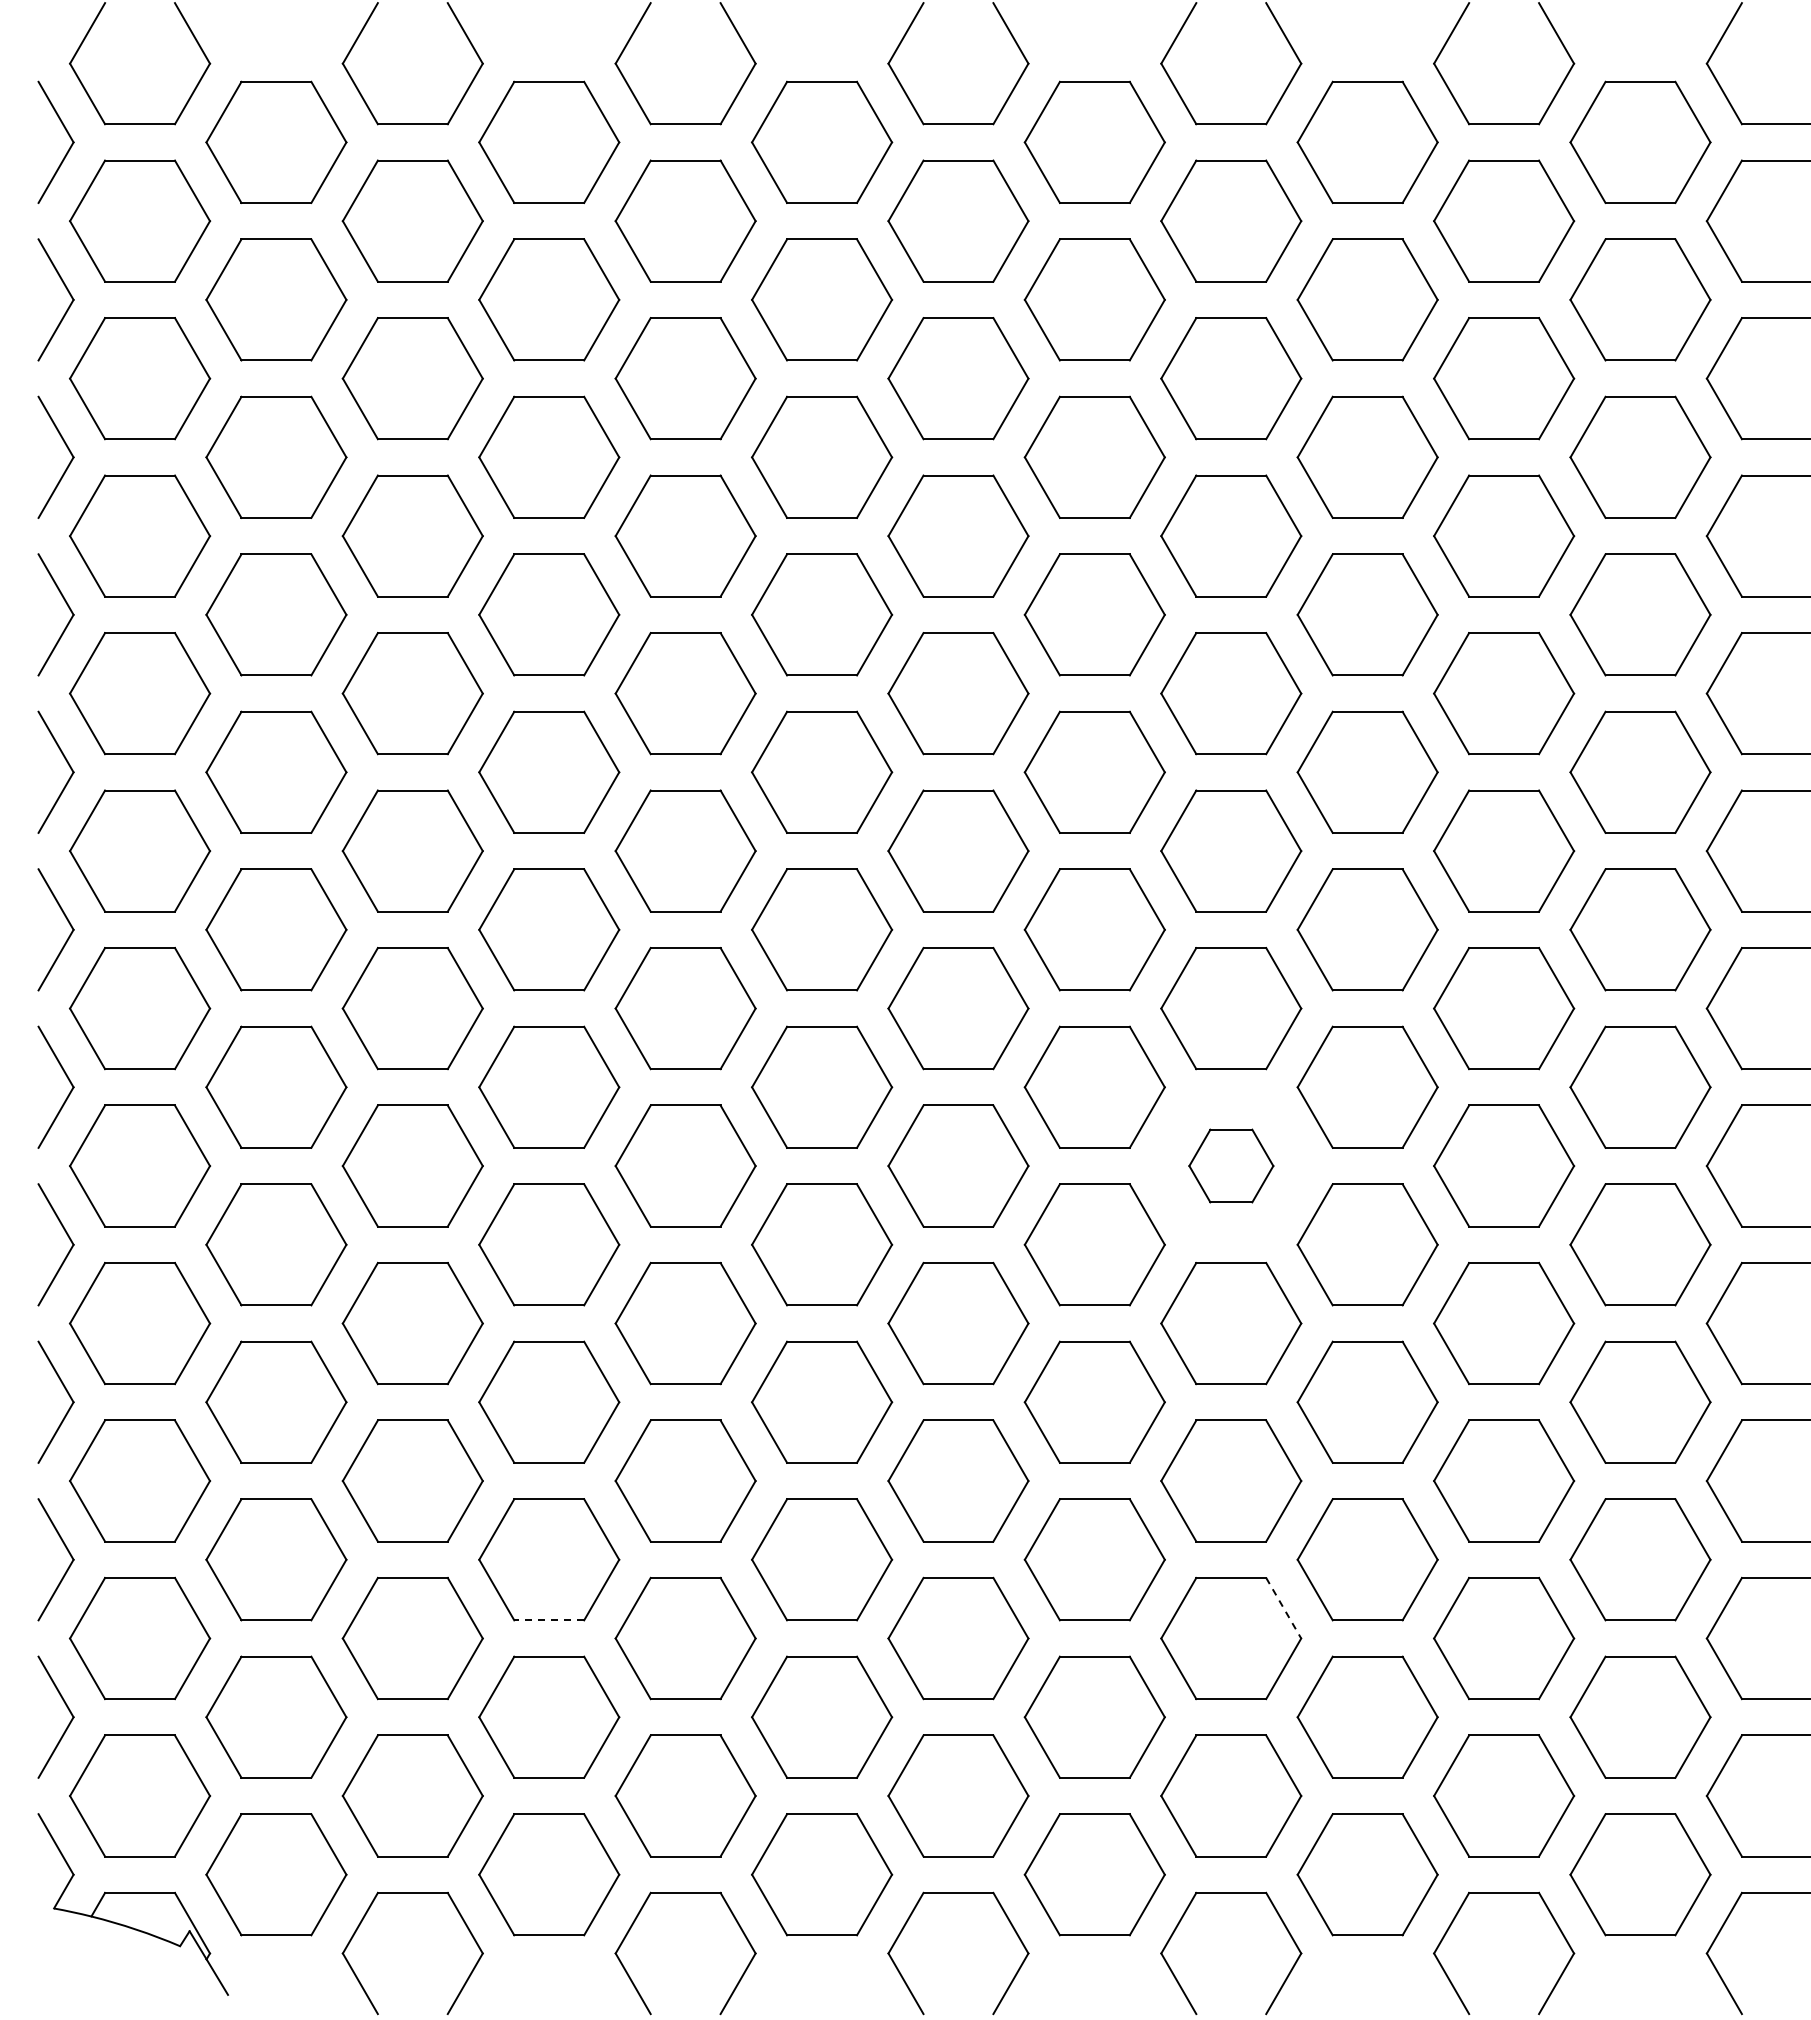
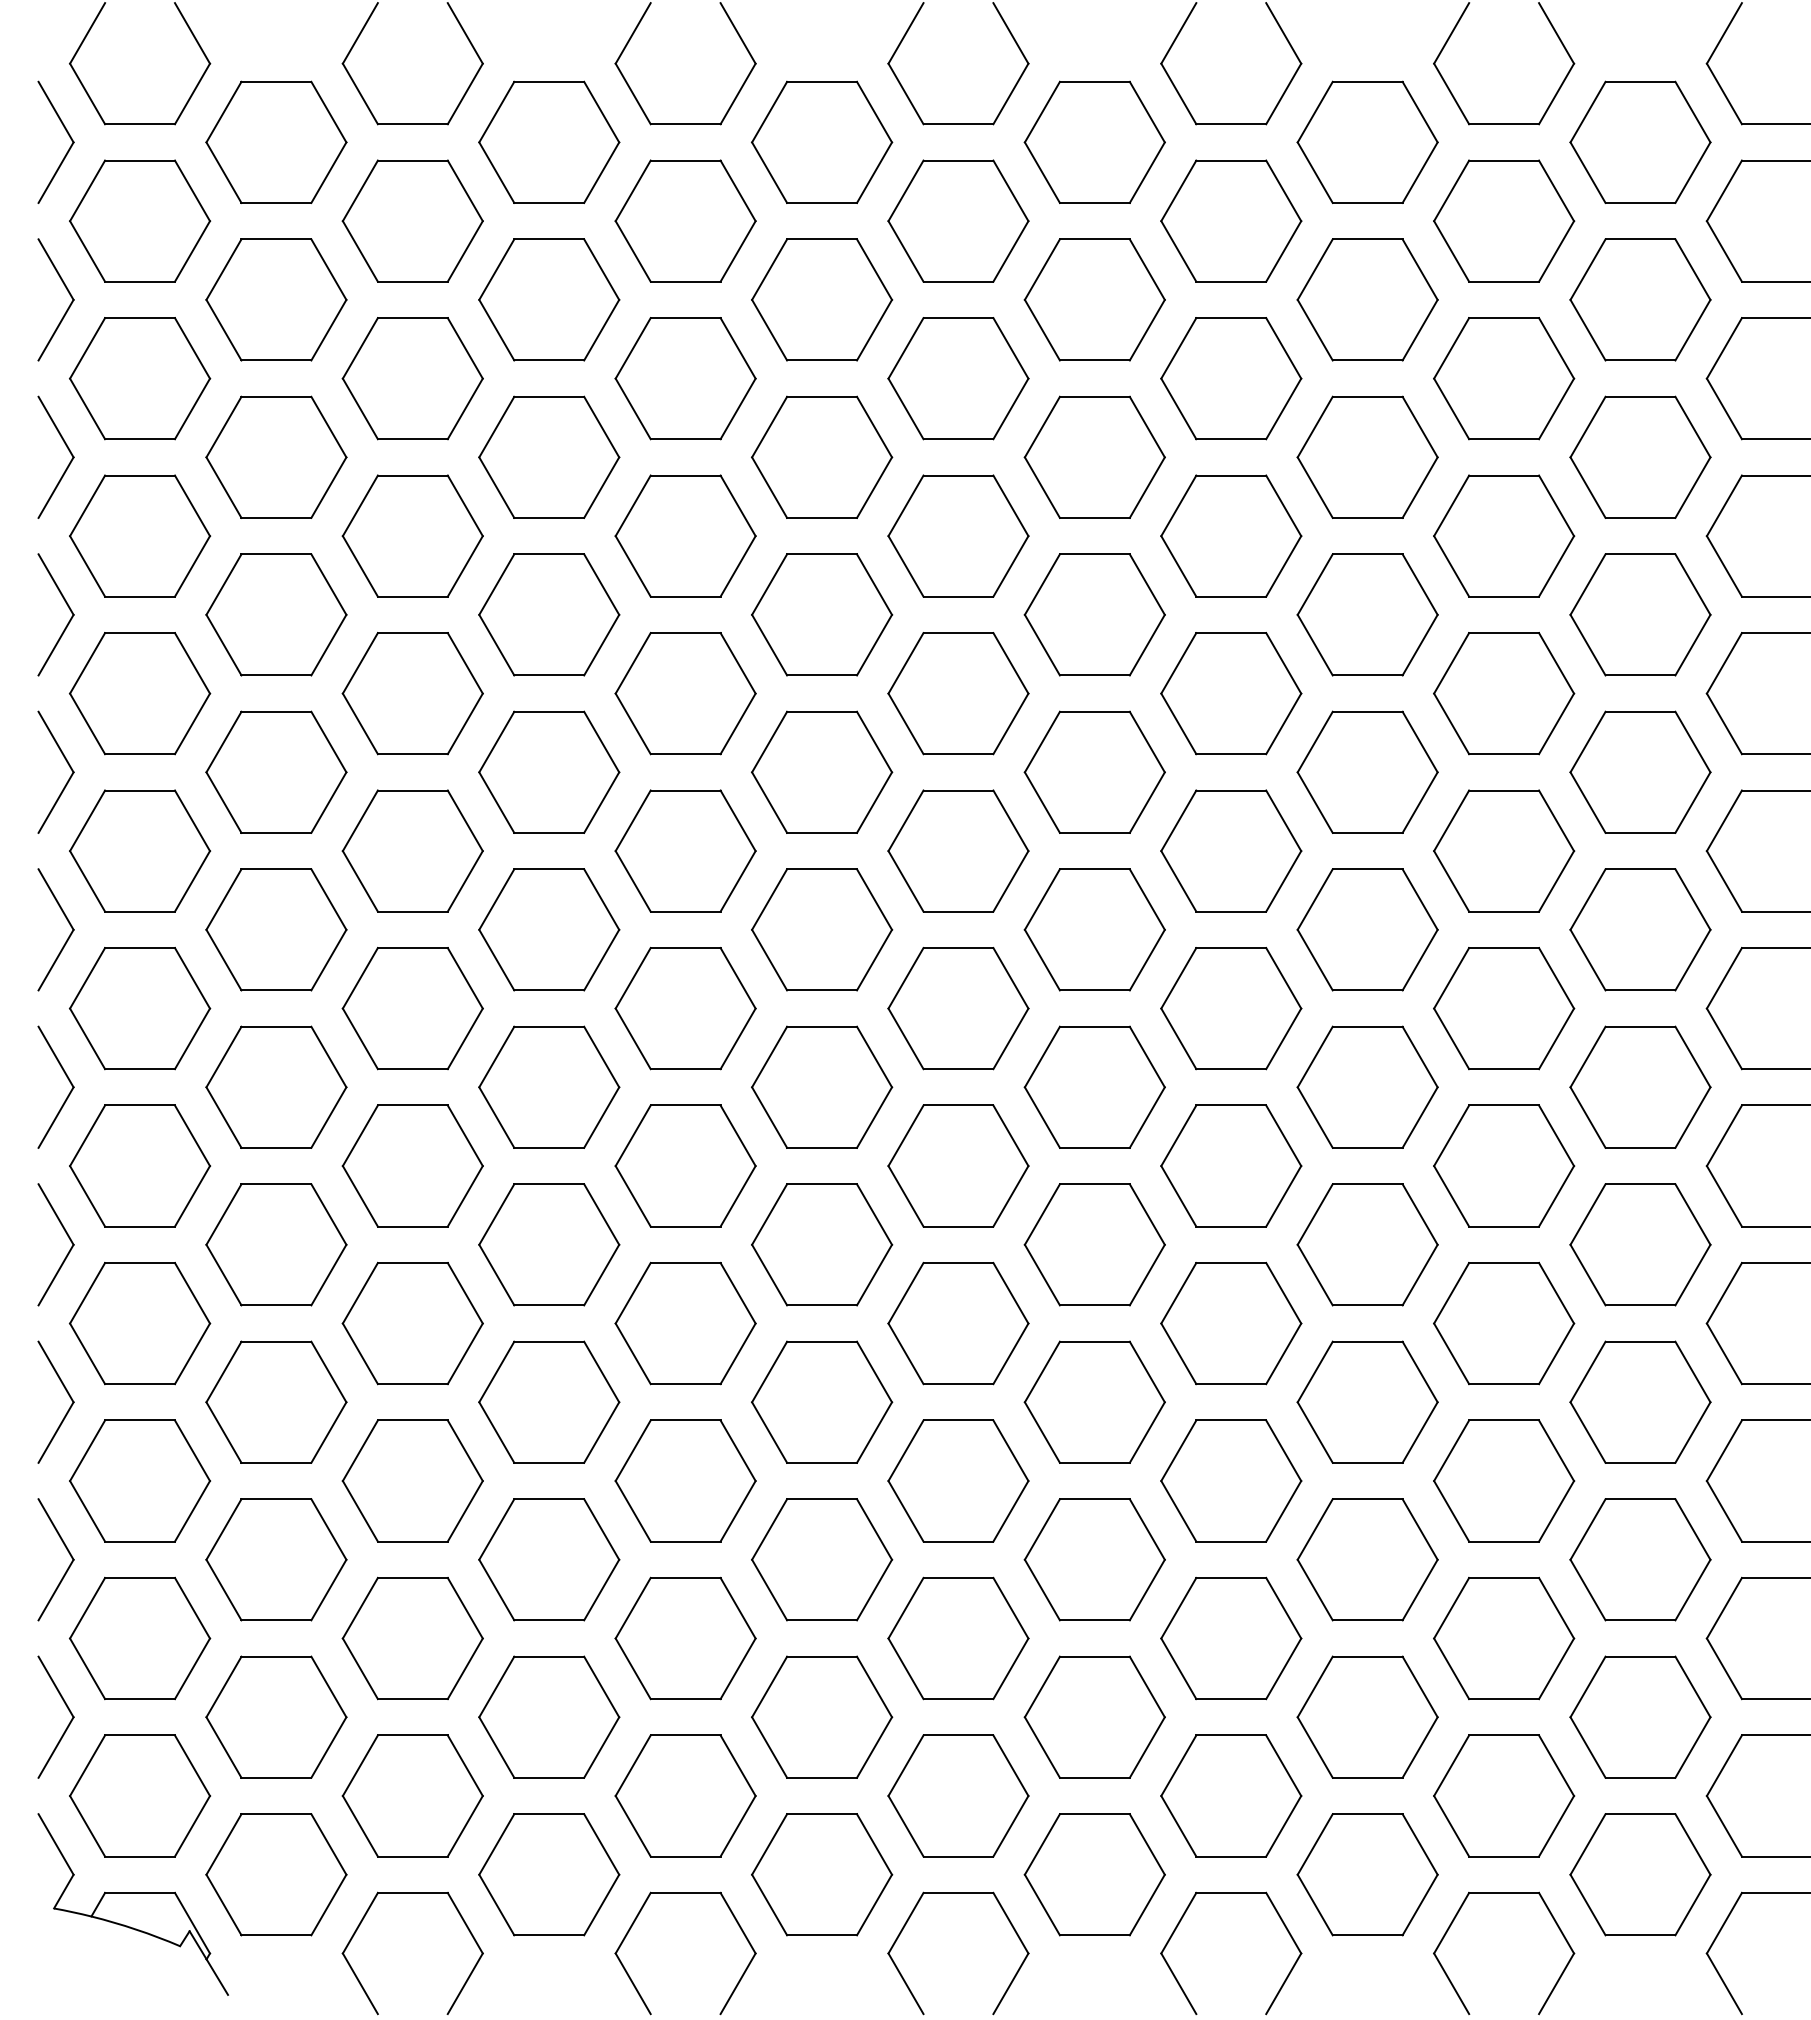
part size: 87x76 px -> 143x124 px (1231, 1165)
line: dashed -> solid (1283, 1608)
line: dashed -> solid (549, 1620)
